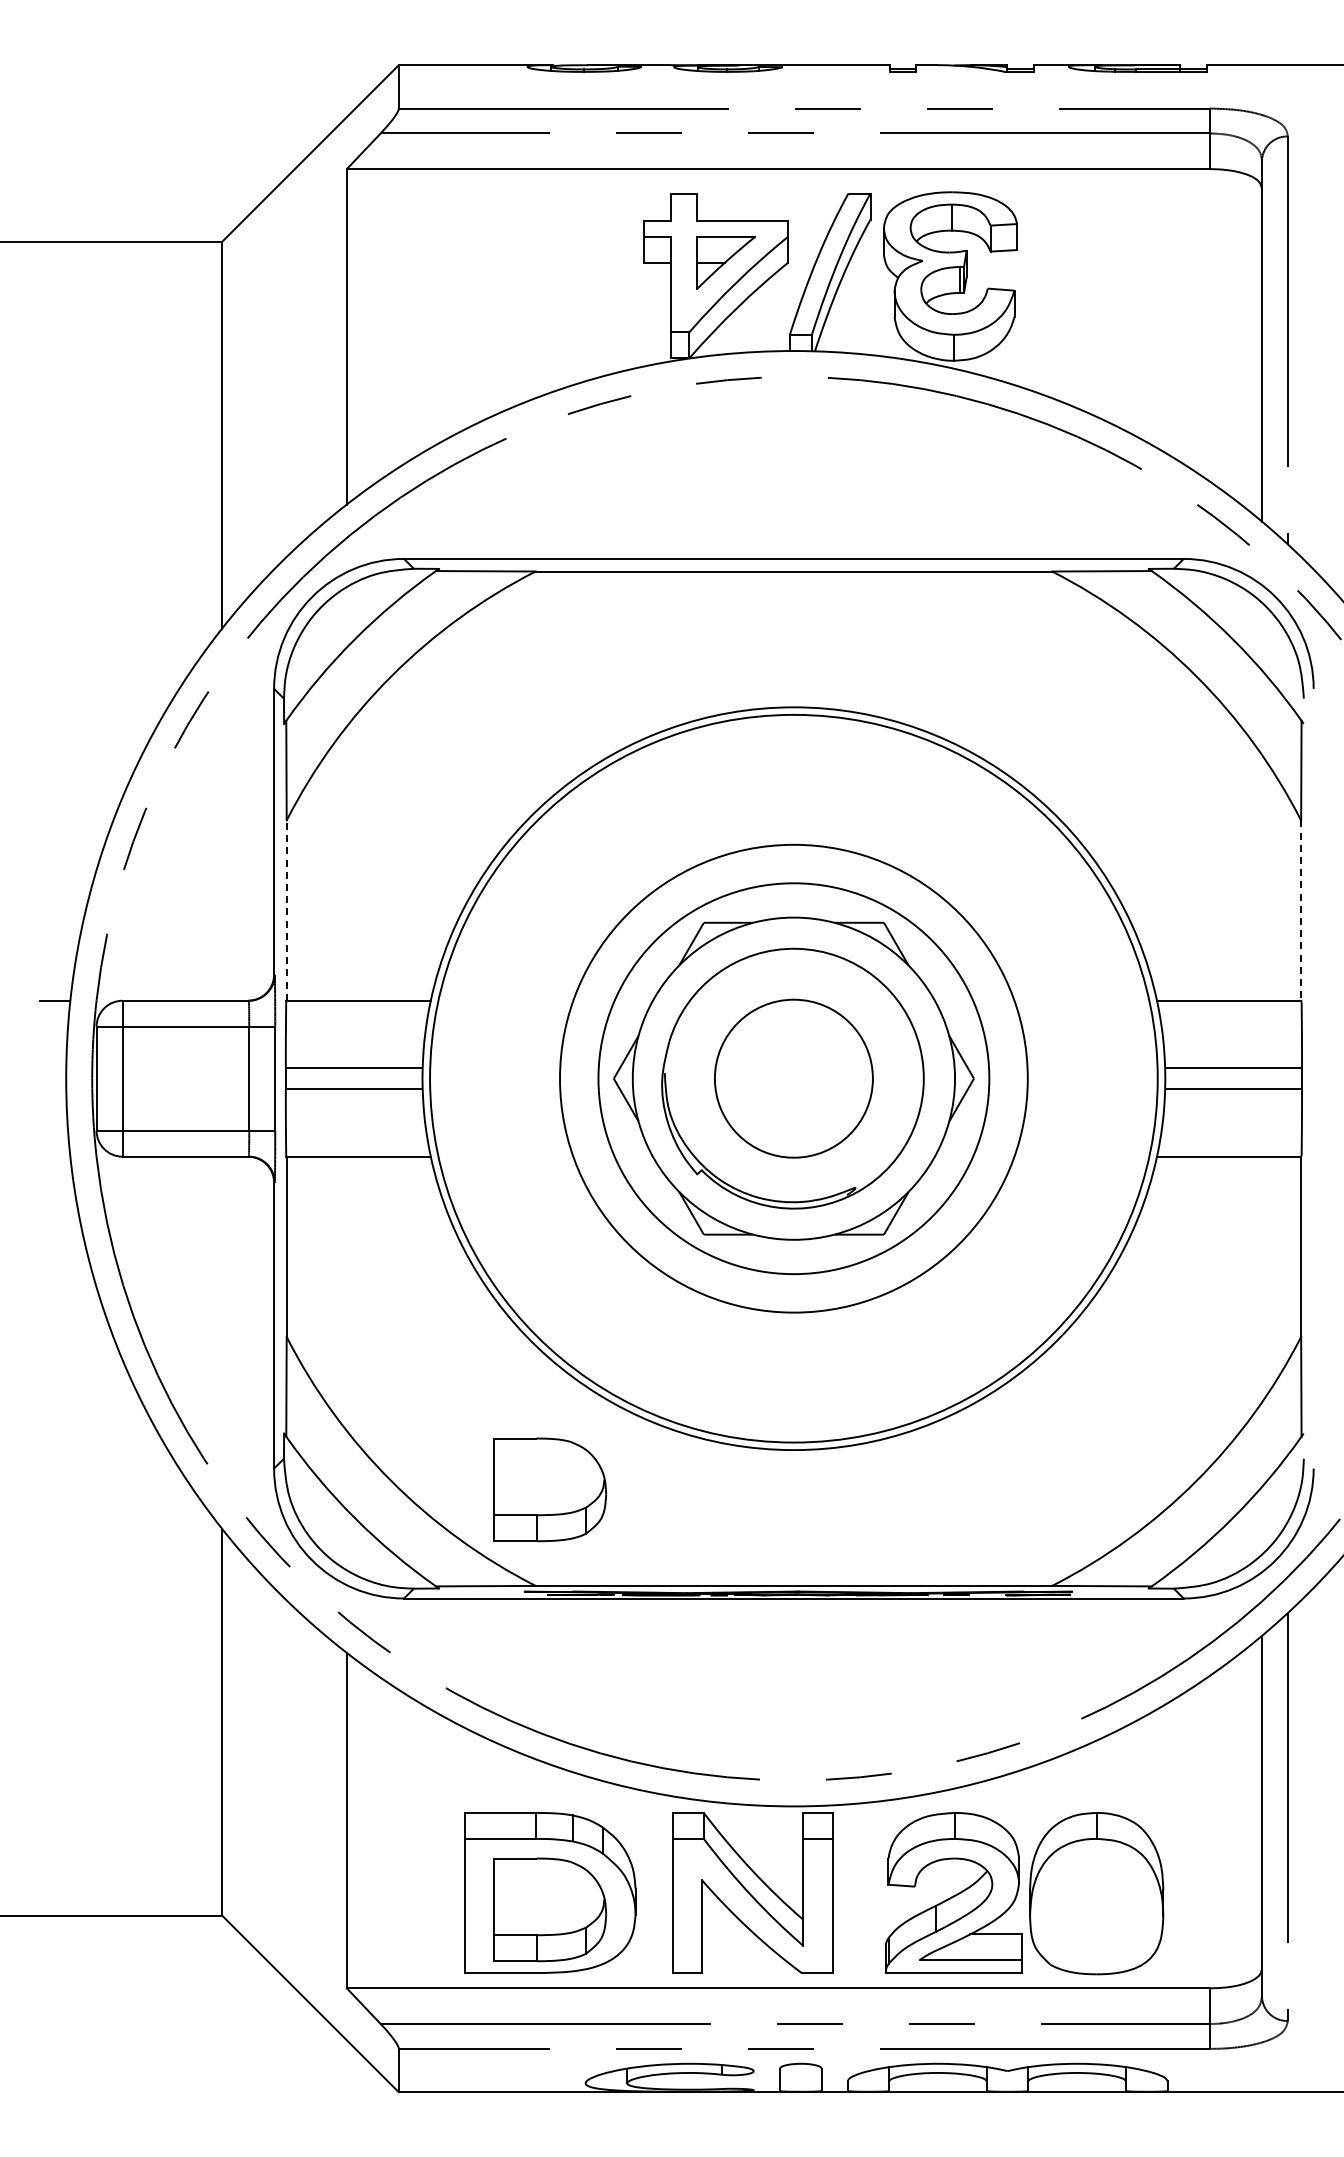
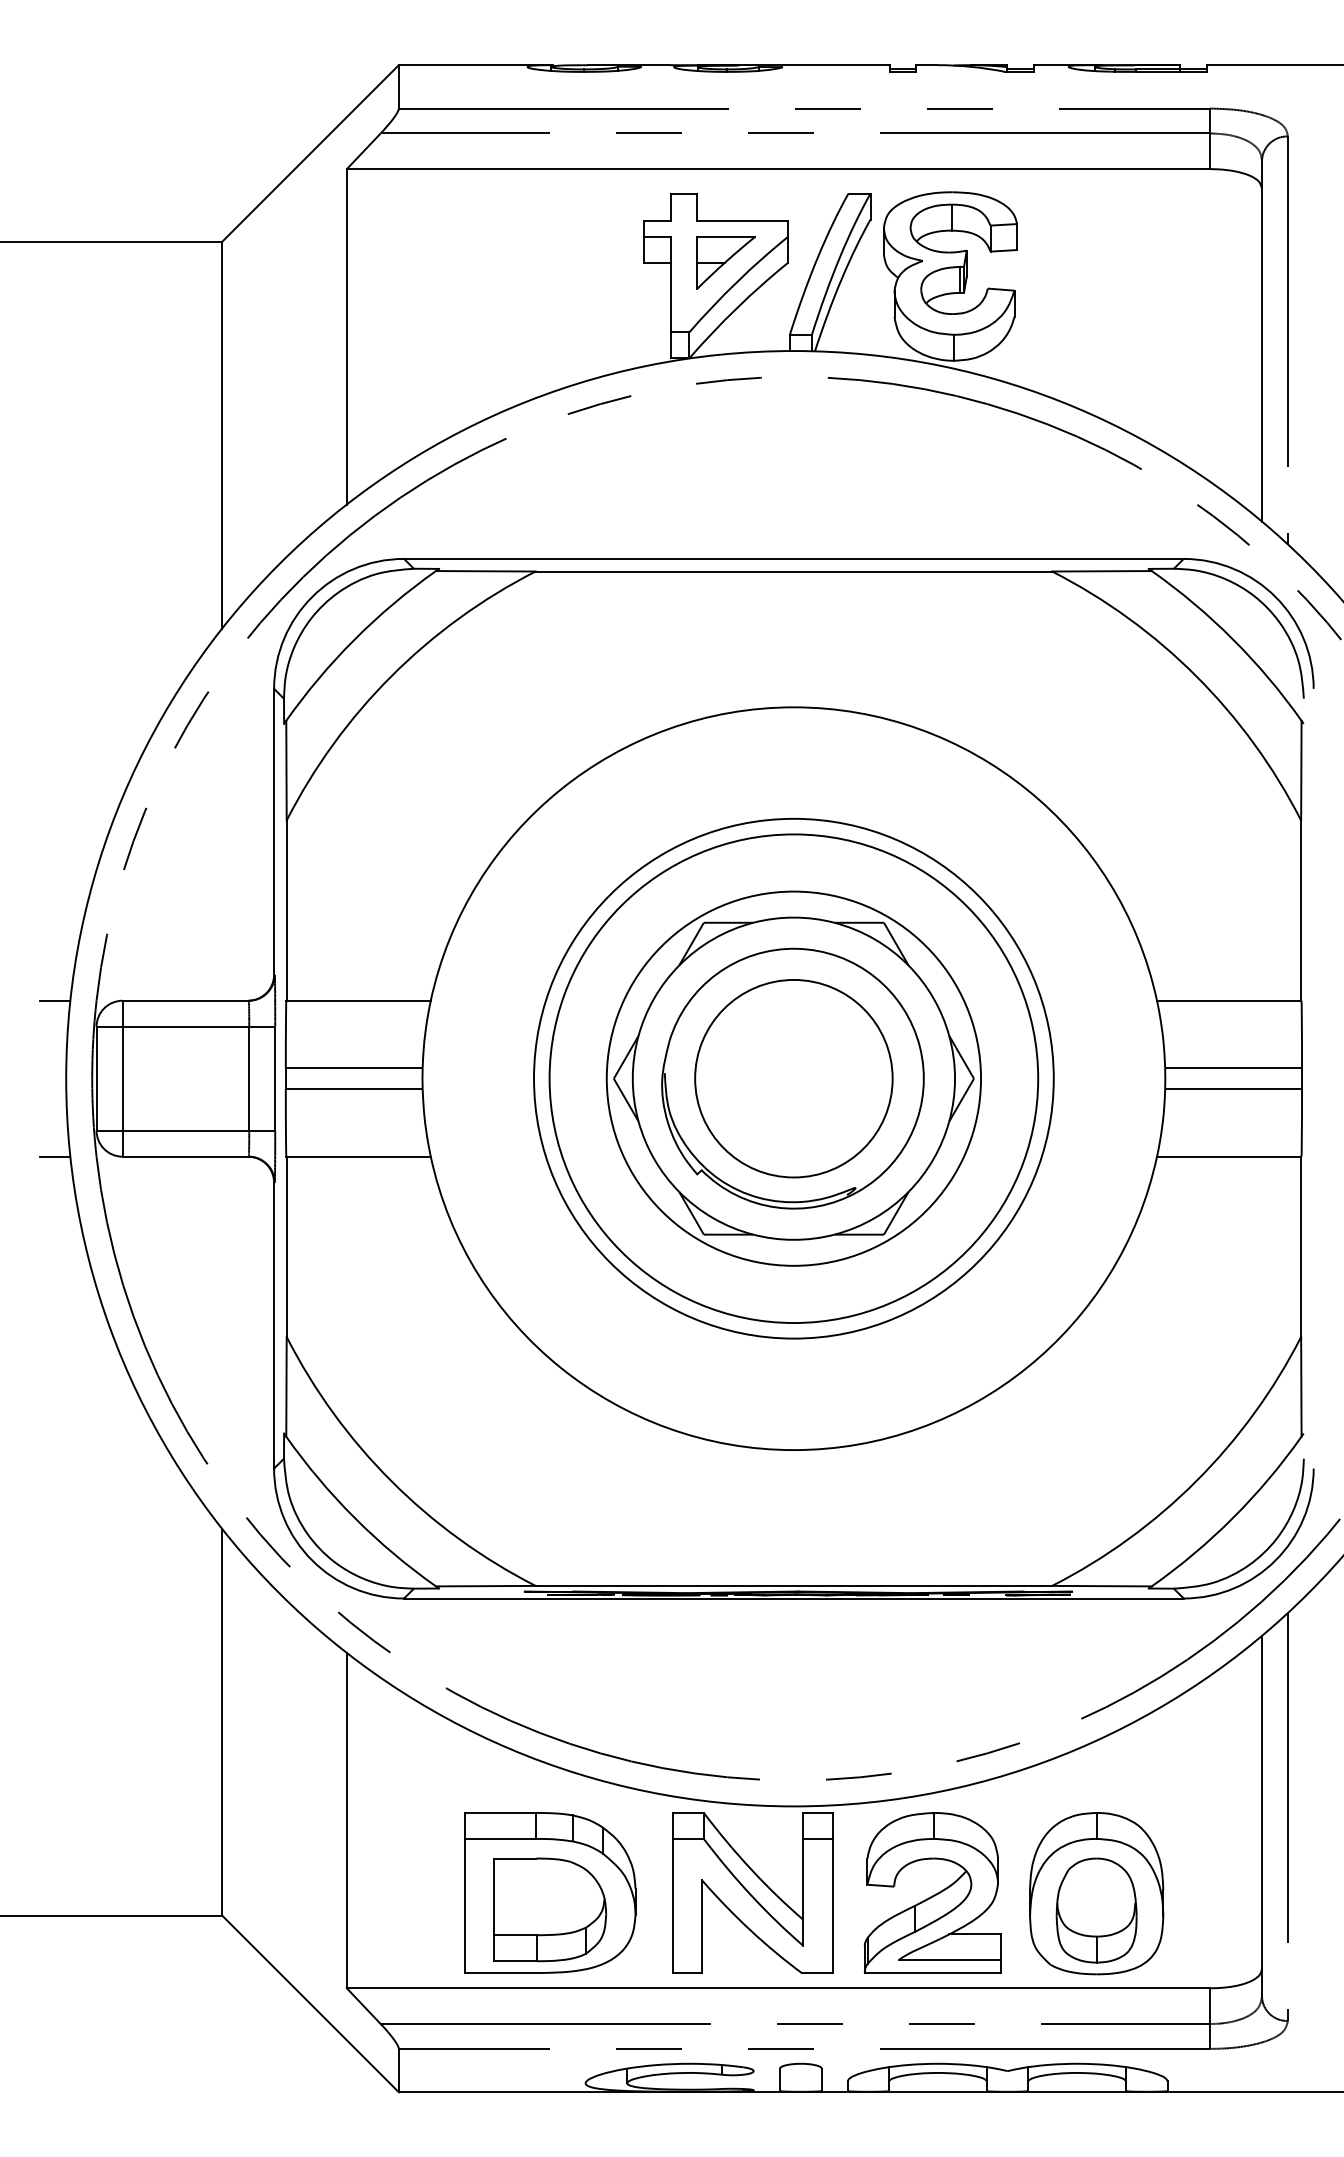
line: dashed -> solid (286, 910)
line: dashed -> solid (1301, 911)
circle diameter: 158 px -> 198 px (793, 1078)
circle diameter: 391 px -> 489 px (793, 1078)
circle diameter: 468 px -> 374 px (793, 1078)
circle diameter: 728 px -> 520 px (793, 1078)
line: none -> present (55, 1156)
part: present -> none (550, 1489)
part position: (953, 1892) -> (932, 1892) (932, 1892)
part: none -> present (1096, 1910)
